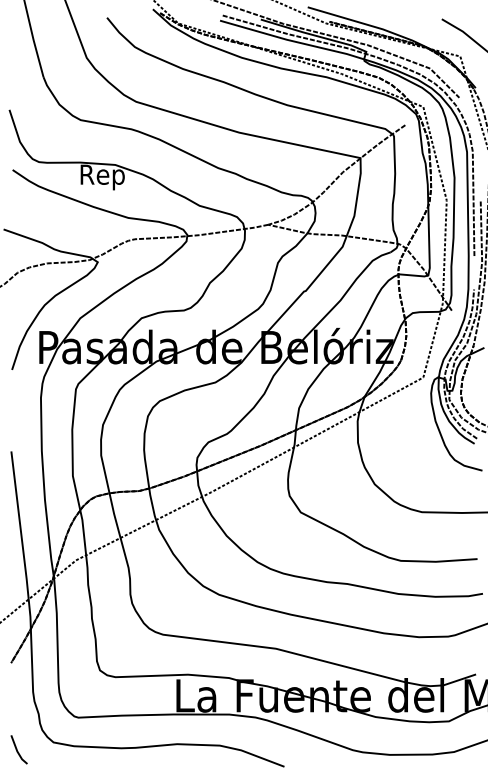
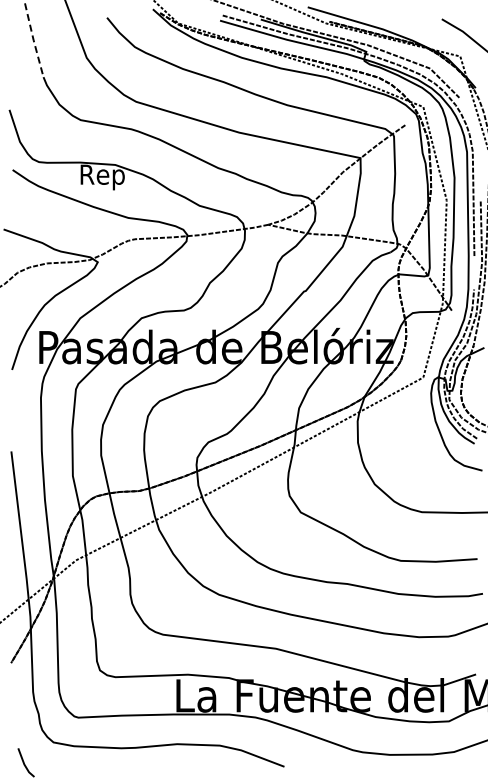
line: solid -> dashed (33, 40)
line position: (17, 749) -> (24, 762) (24, 762)
